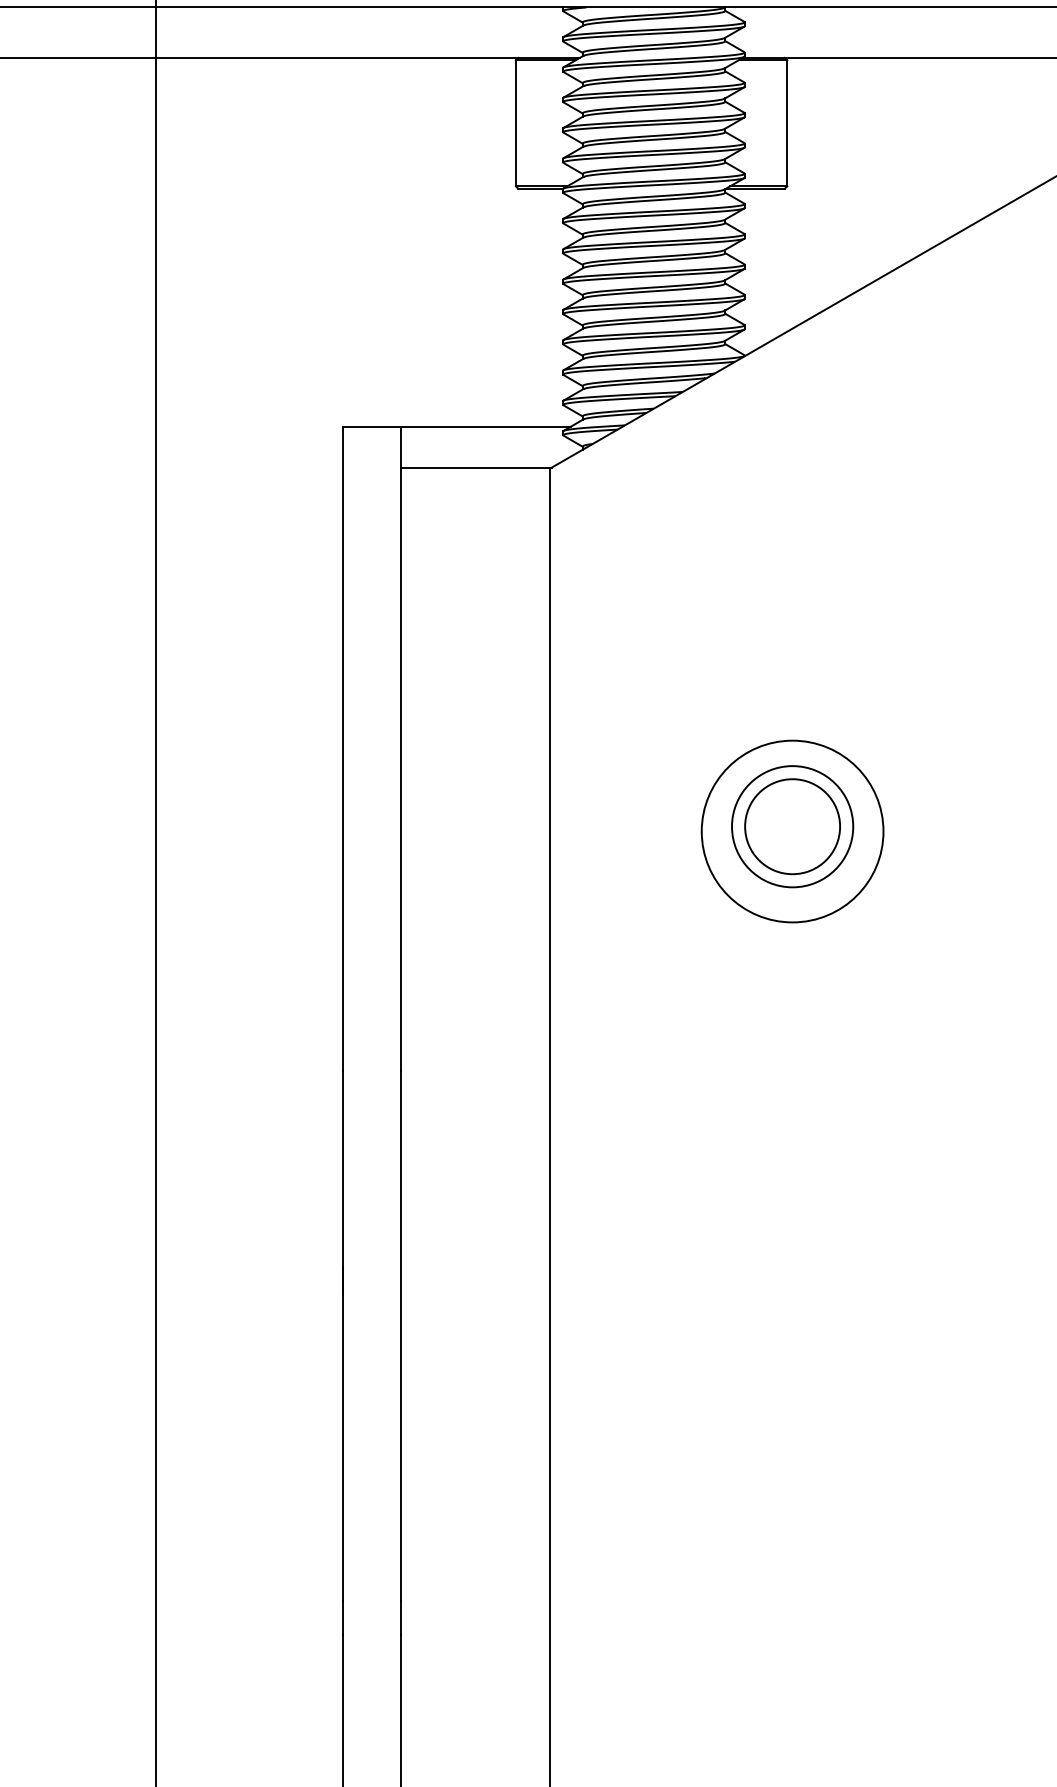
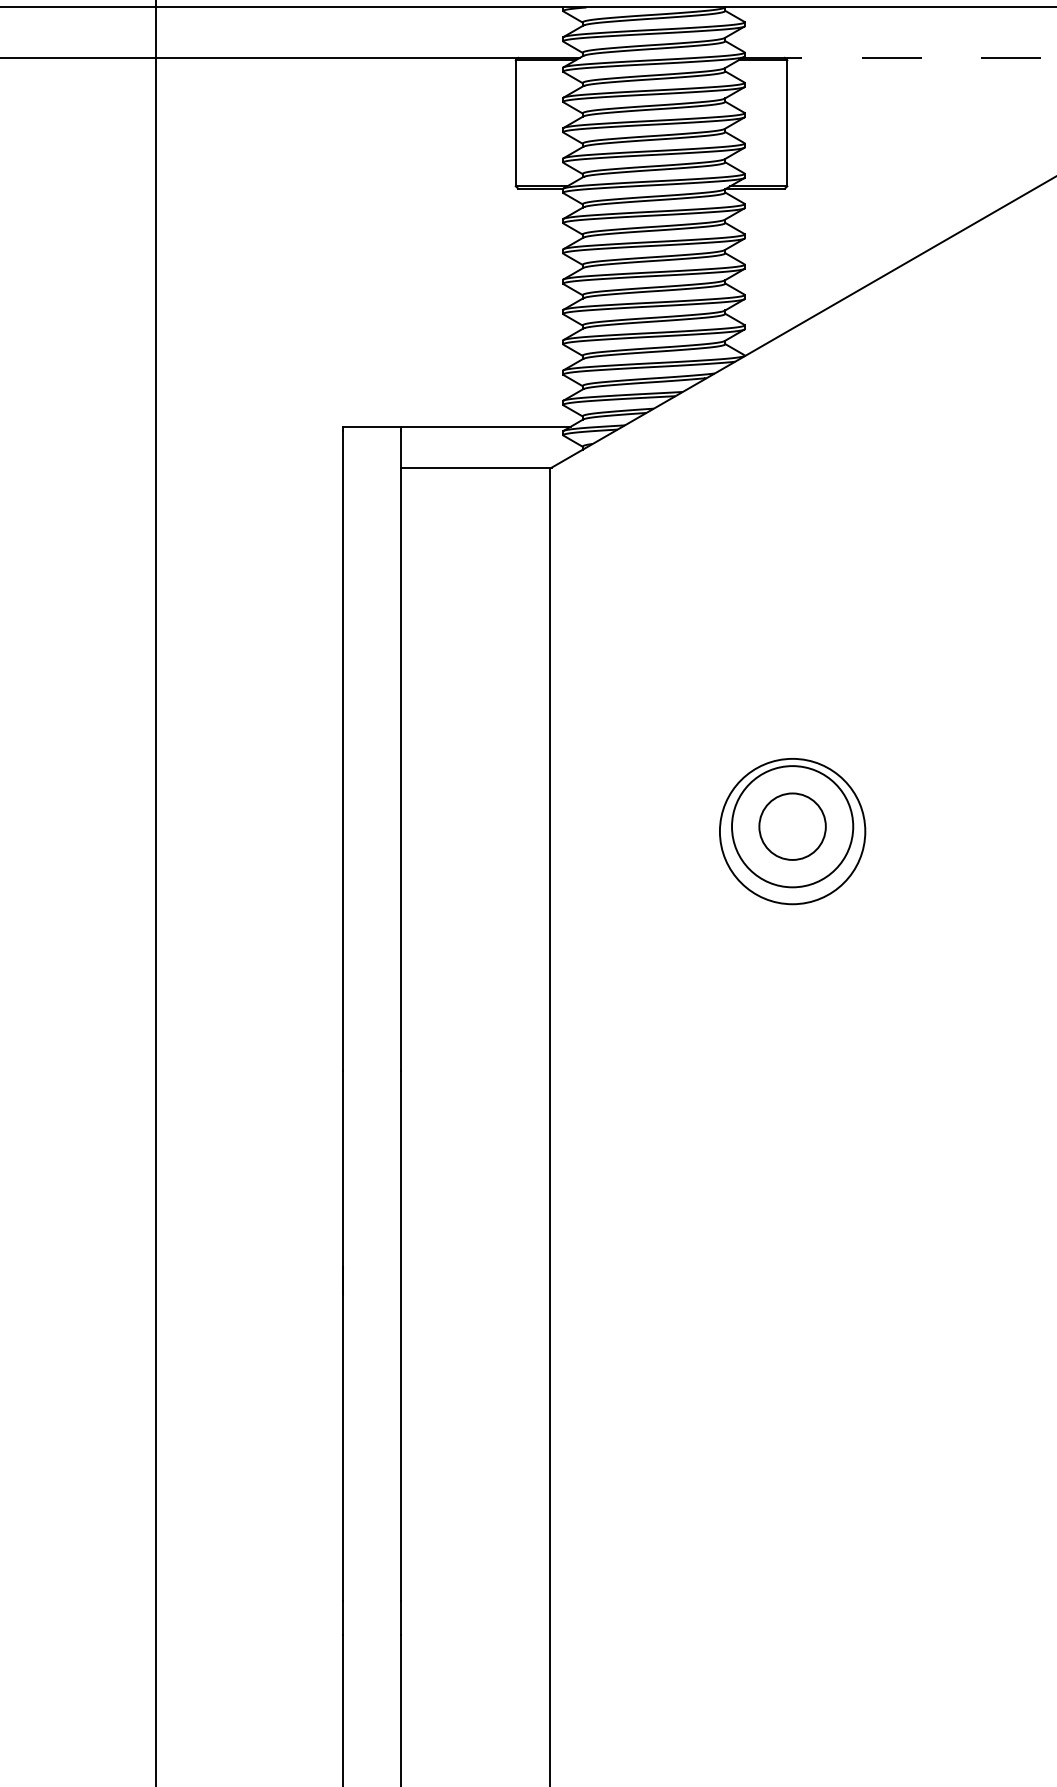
line: solid -> dashed (899, 57)
circle diameter: 95 px -> 66 px (792, 826)
circle diameter: 182 px -> 145 px (792, 831)
